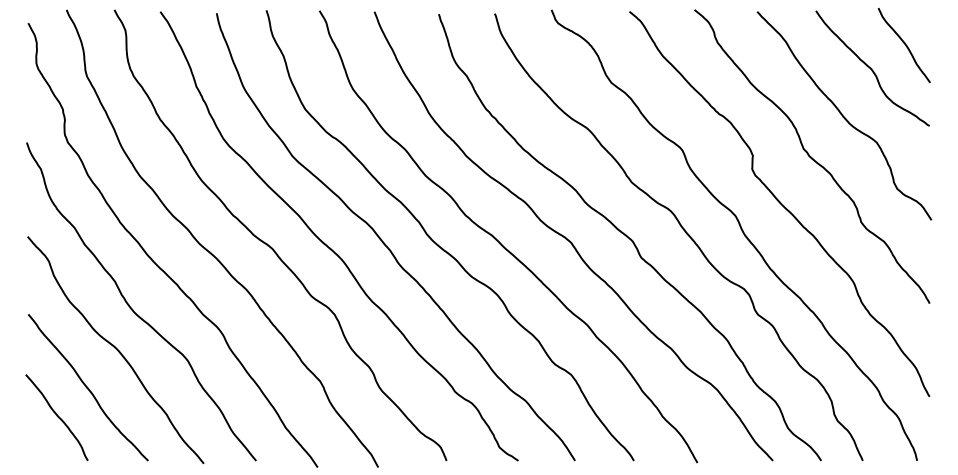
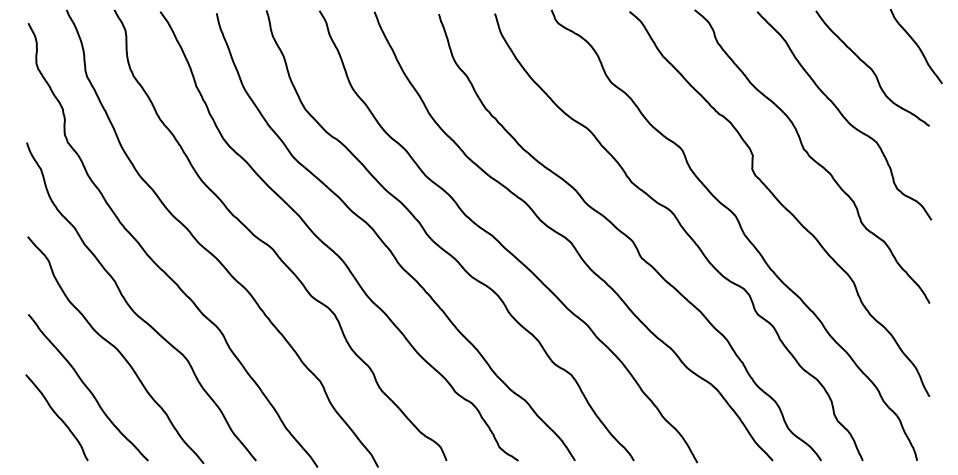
curve position: (904, 44) -> (916, 45) (916, 45)
